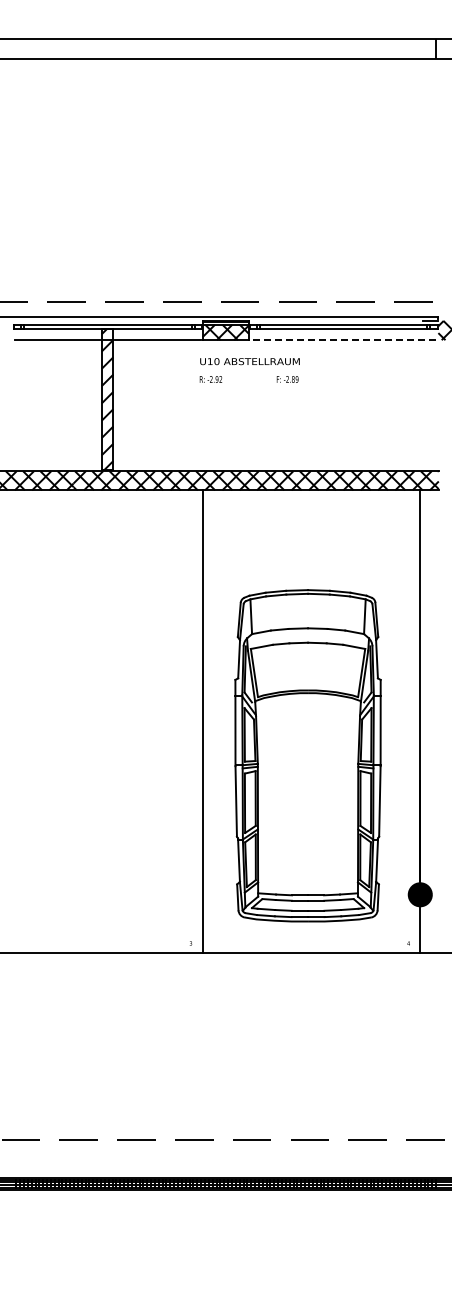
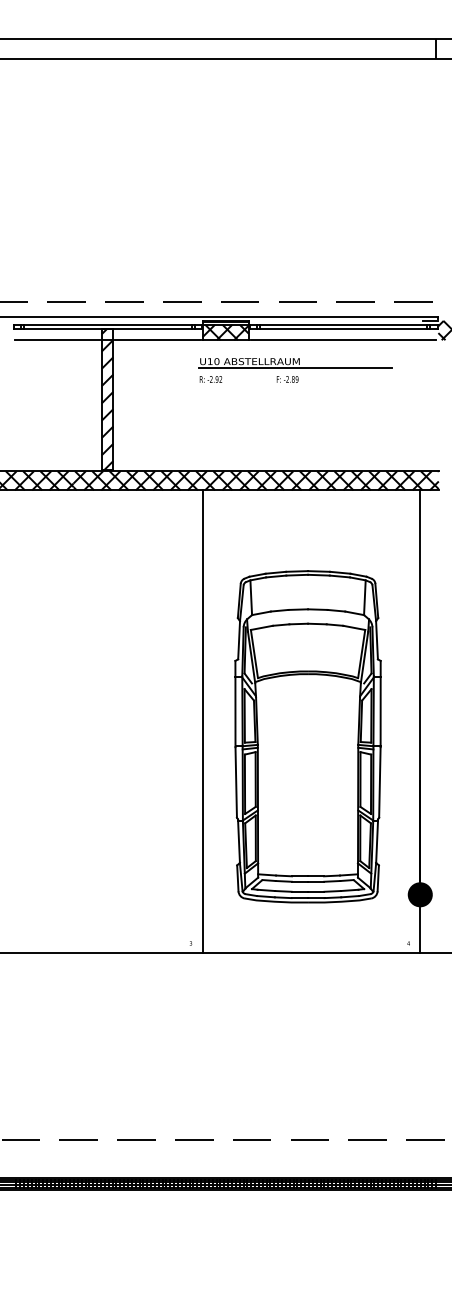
line: dashed -> solid (343, 340)
line: none -> present (295, 367)
part position: (307, 755) -> (307, 736) (307, 736)
